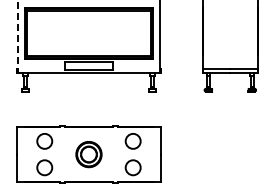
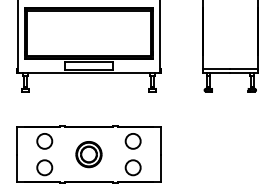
line: dashed -> solid (18, 37)
